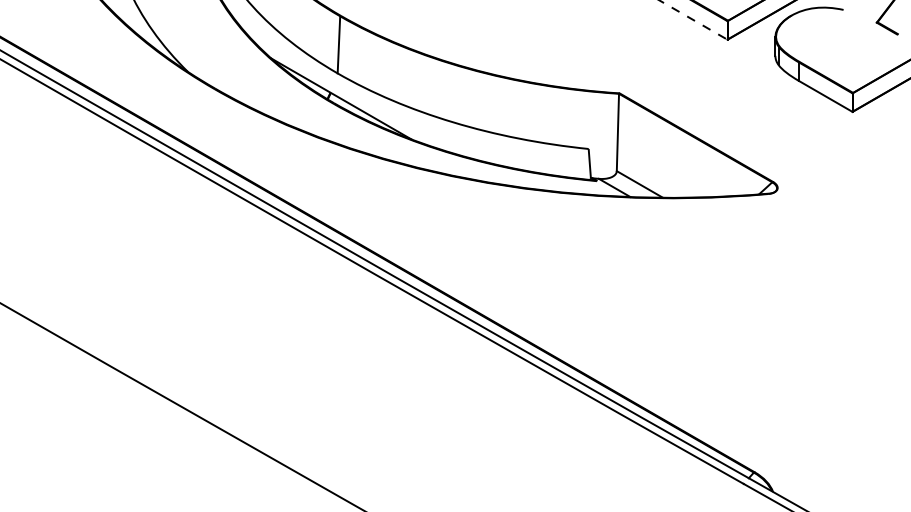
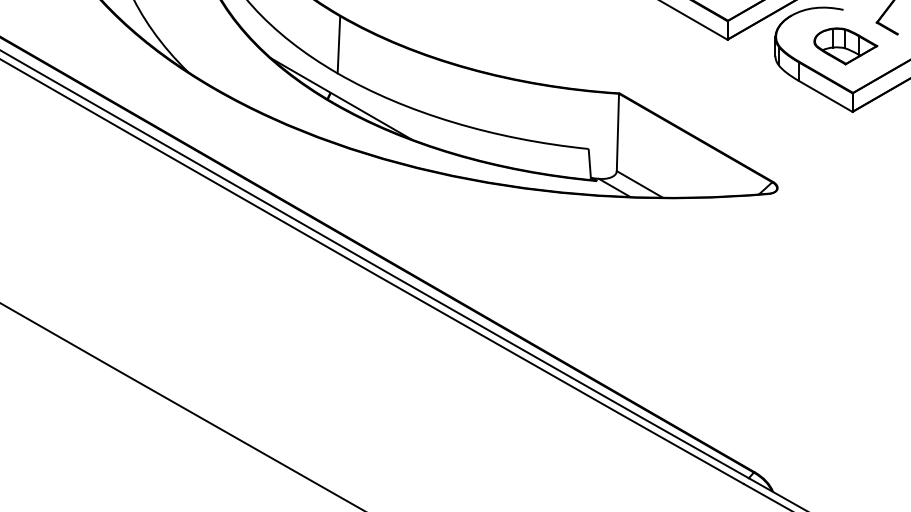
line: dashed -> solid (693, 19)
part: none -> present (845, 46)
